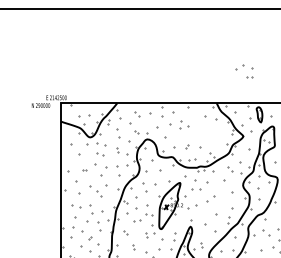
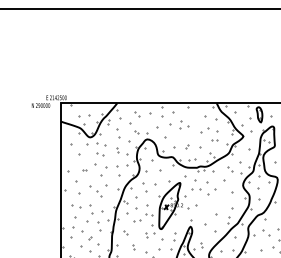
part position: (244, 71) -> (209, 134) (209, 134)
part position: (210, 198) -> (211, 191) (211, 191)
